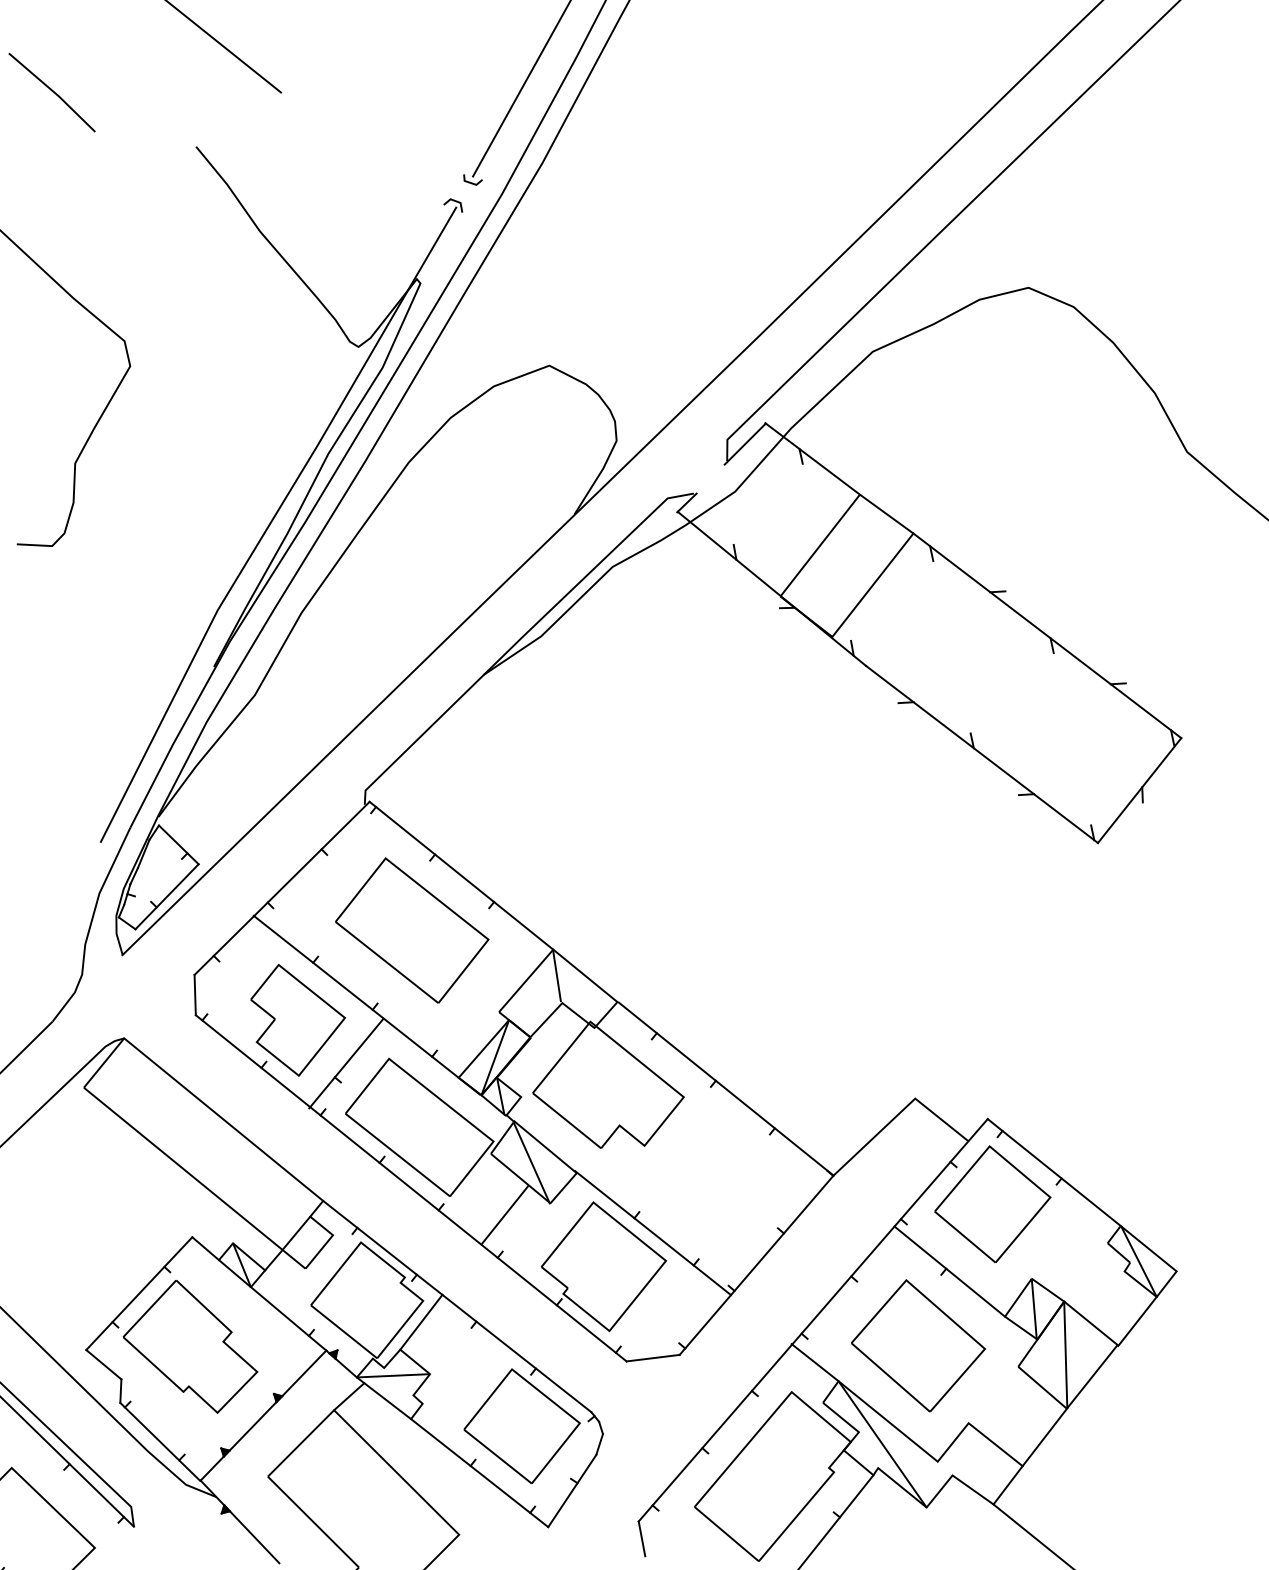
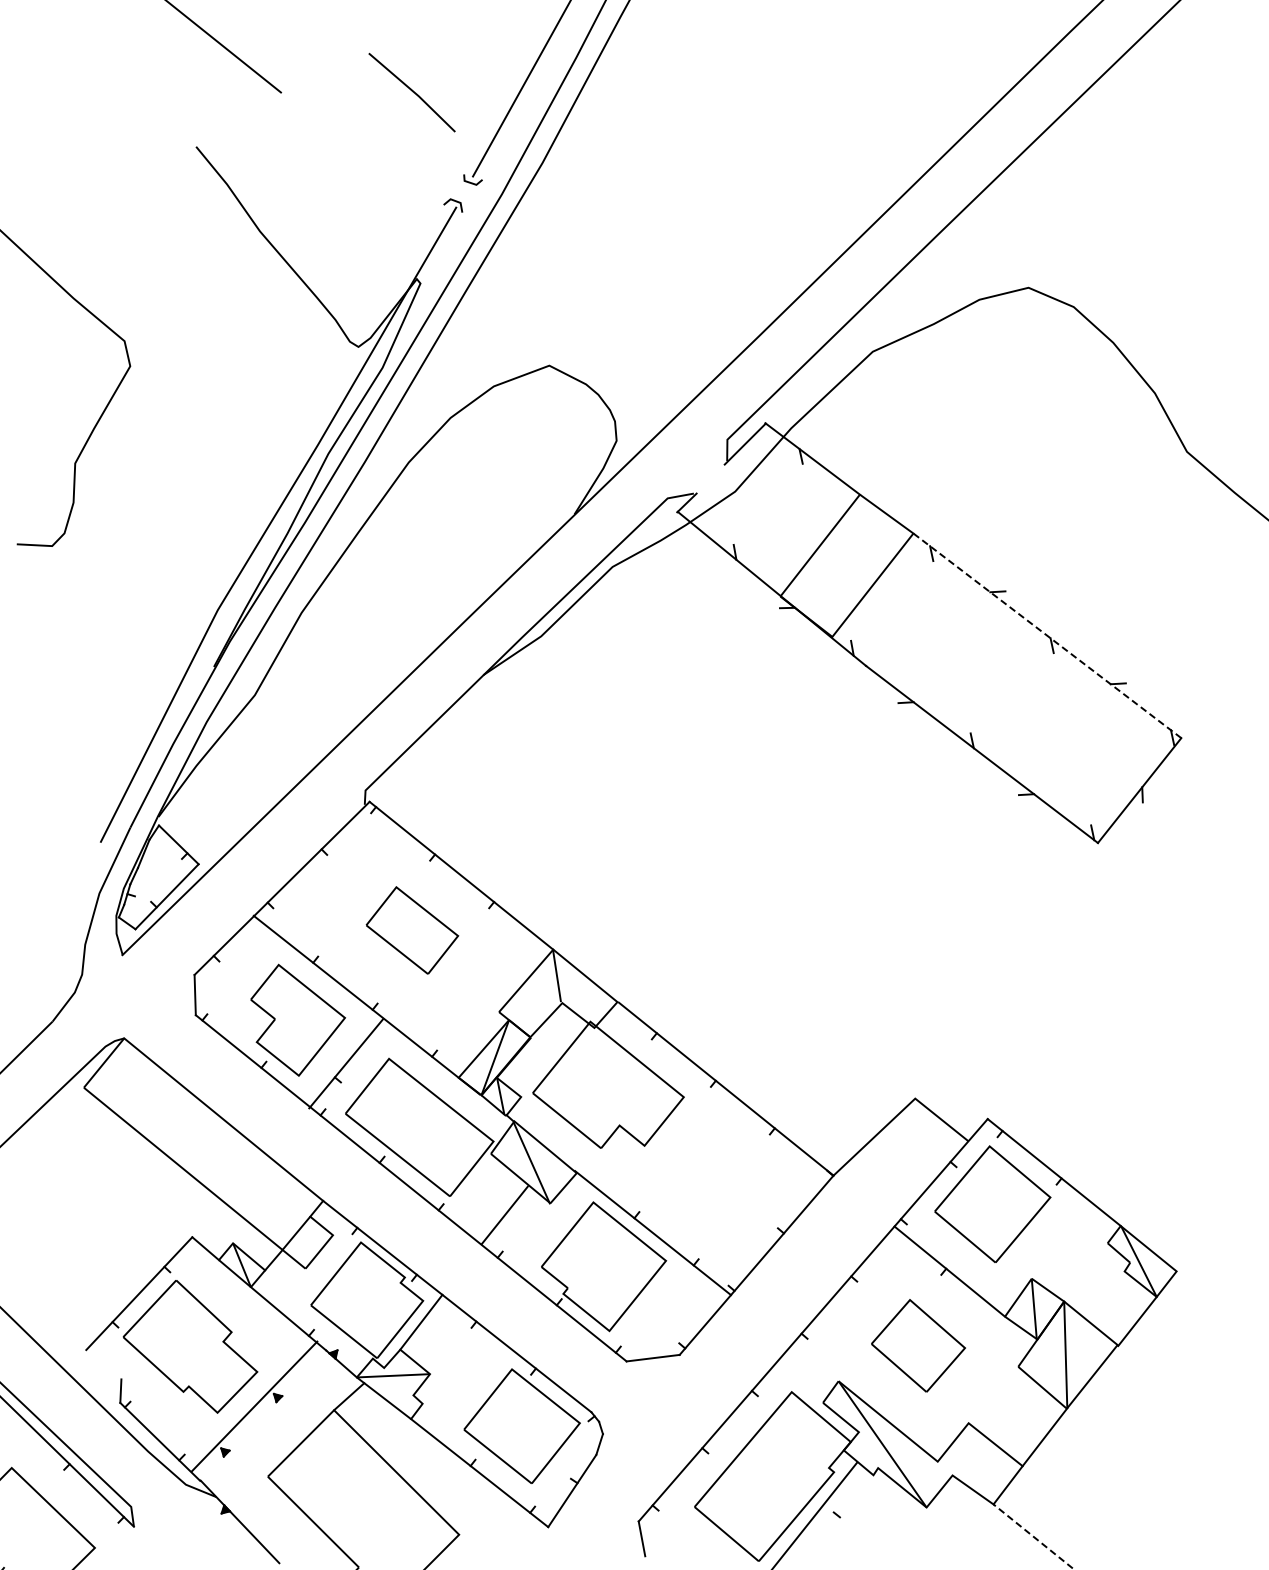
line position: (51, 91) -> (411, 91) (411, 91)
line: solid -> dashed (1047, 635)
part size: 155x147 px -> 95x89 px (412, 930)
part size: 135x134 px -> 95x94 px (918, 1345)
line: present -> none (814, 1362)
line: present -> none (103, 1364)
line position: (263, 1415) -> (254, 1406) (254, 1406)
line position: (837, 1520) -> (815, 1514) (815, 1514)
line: solid -> dashed (1033, 1537)
